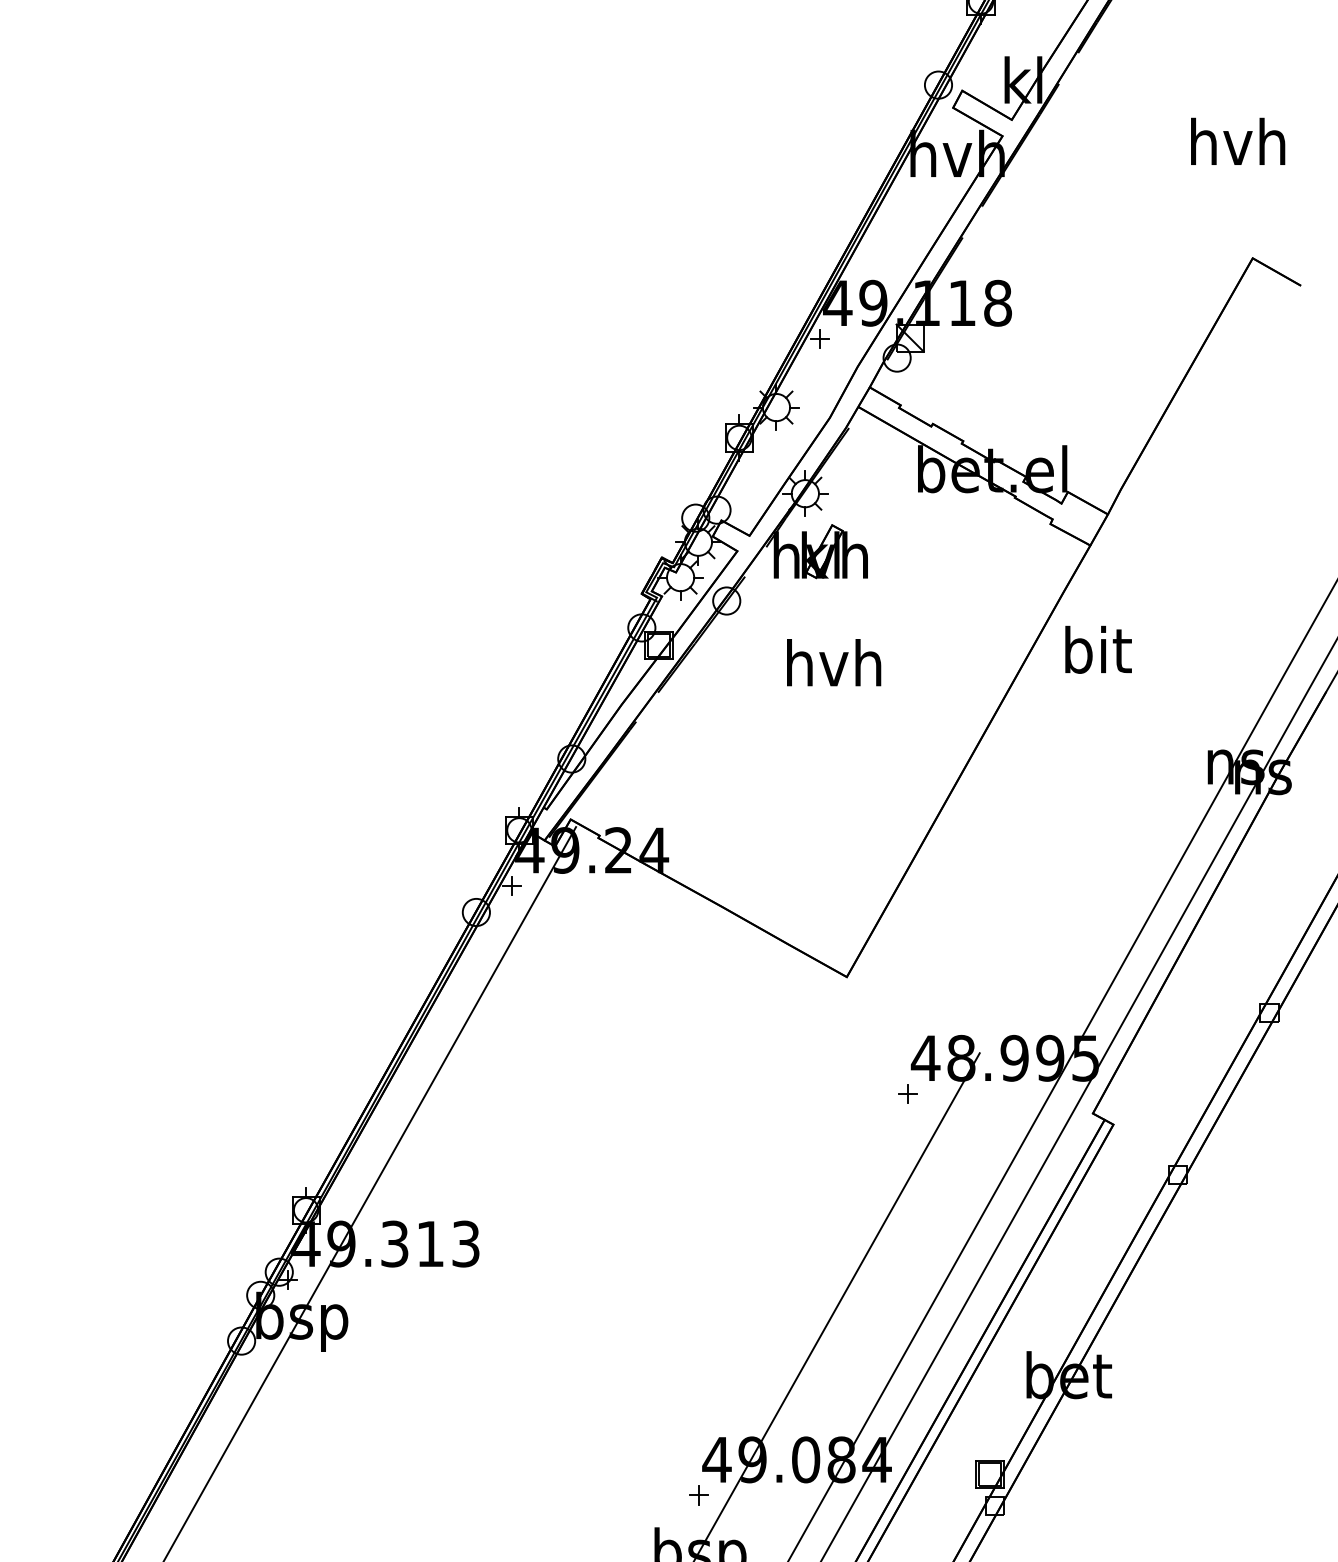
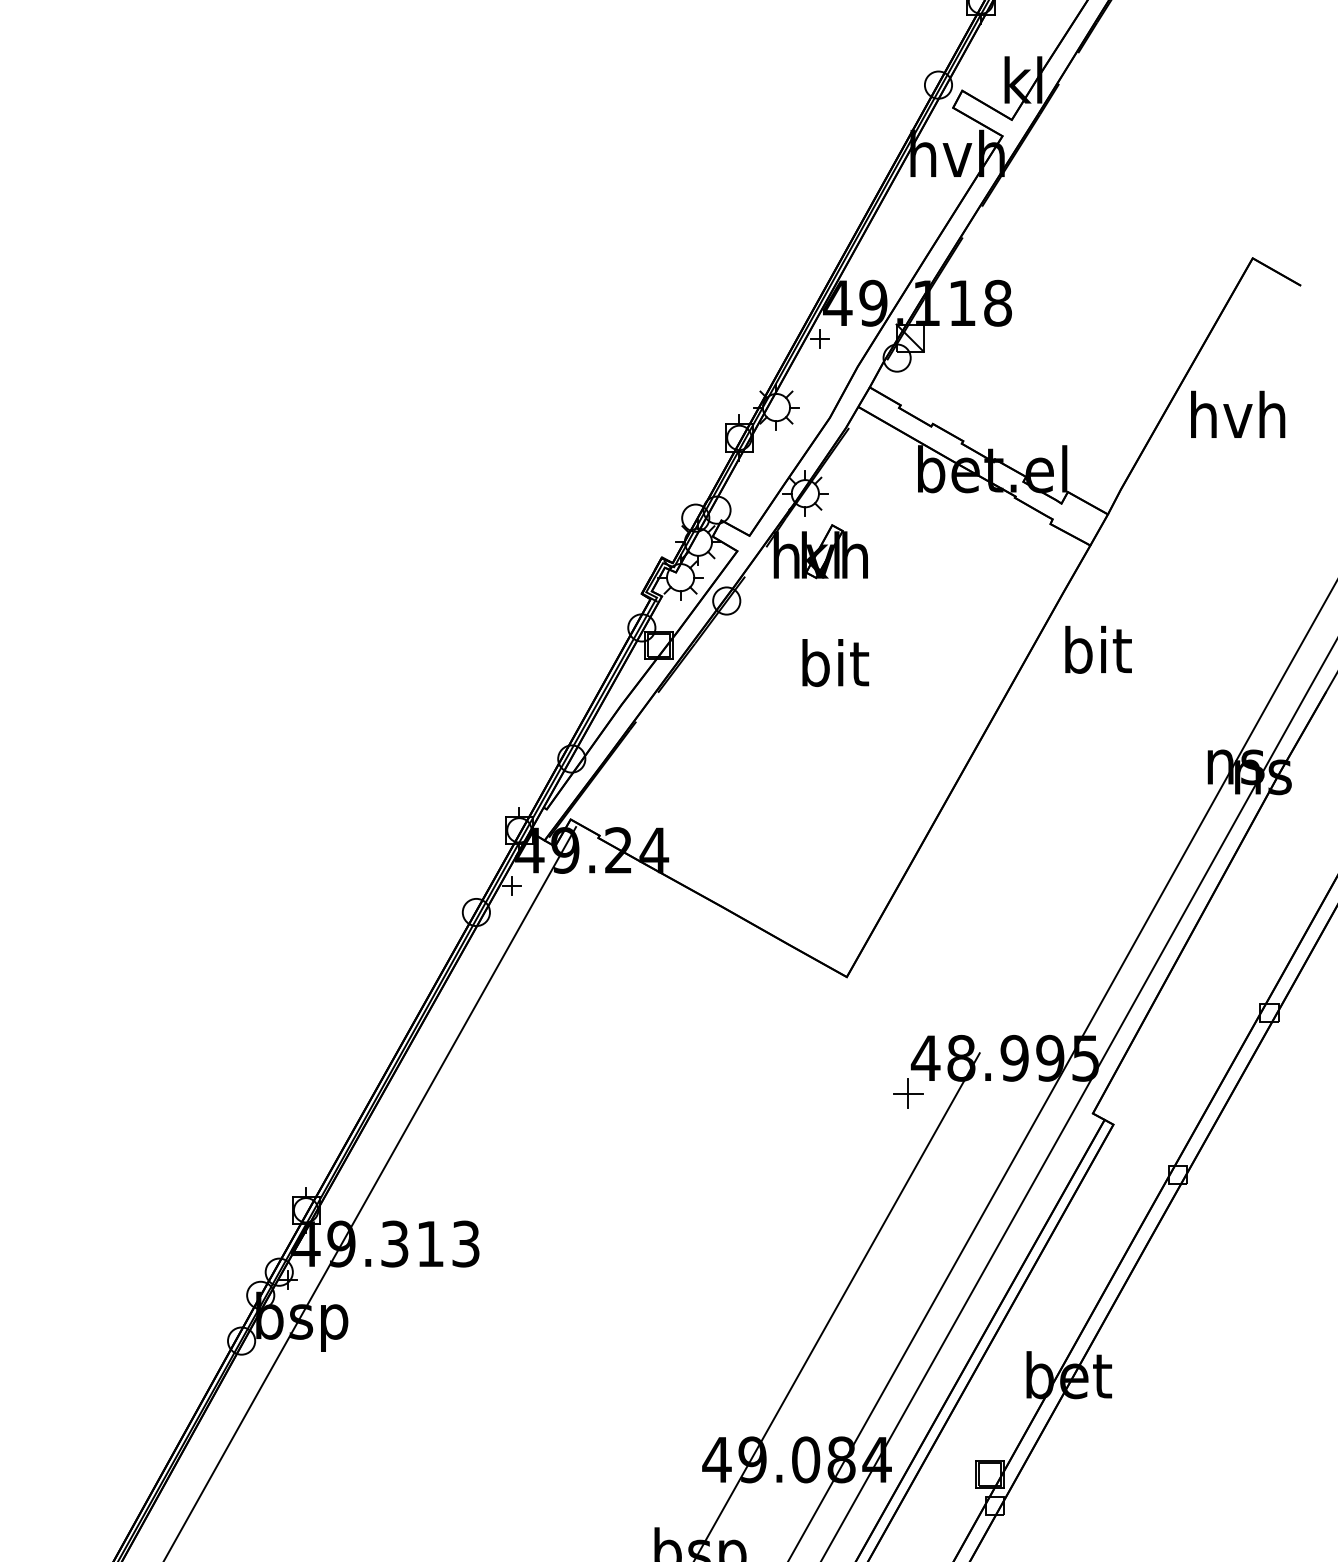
text position: (1238, 140) -> (1238, 413) (1238, 413)
text: hvh -> bit (834, 663)
part size: 20x20 px -> 31x31 px (908, 1093)
part: present -> none (698, 1495)
